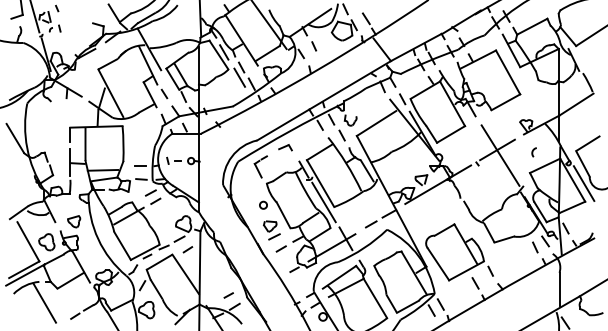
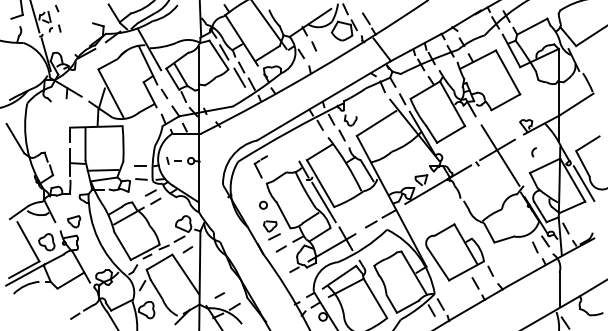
part: present -> none (285, 147)
line position: (228, 295) -> (219, 295) (219, 295)
line: present -> none (44, 302)
